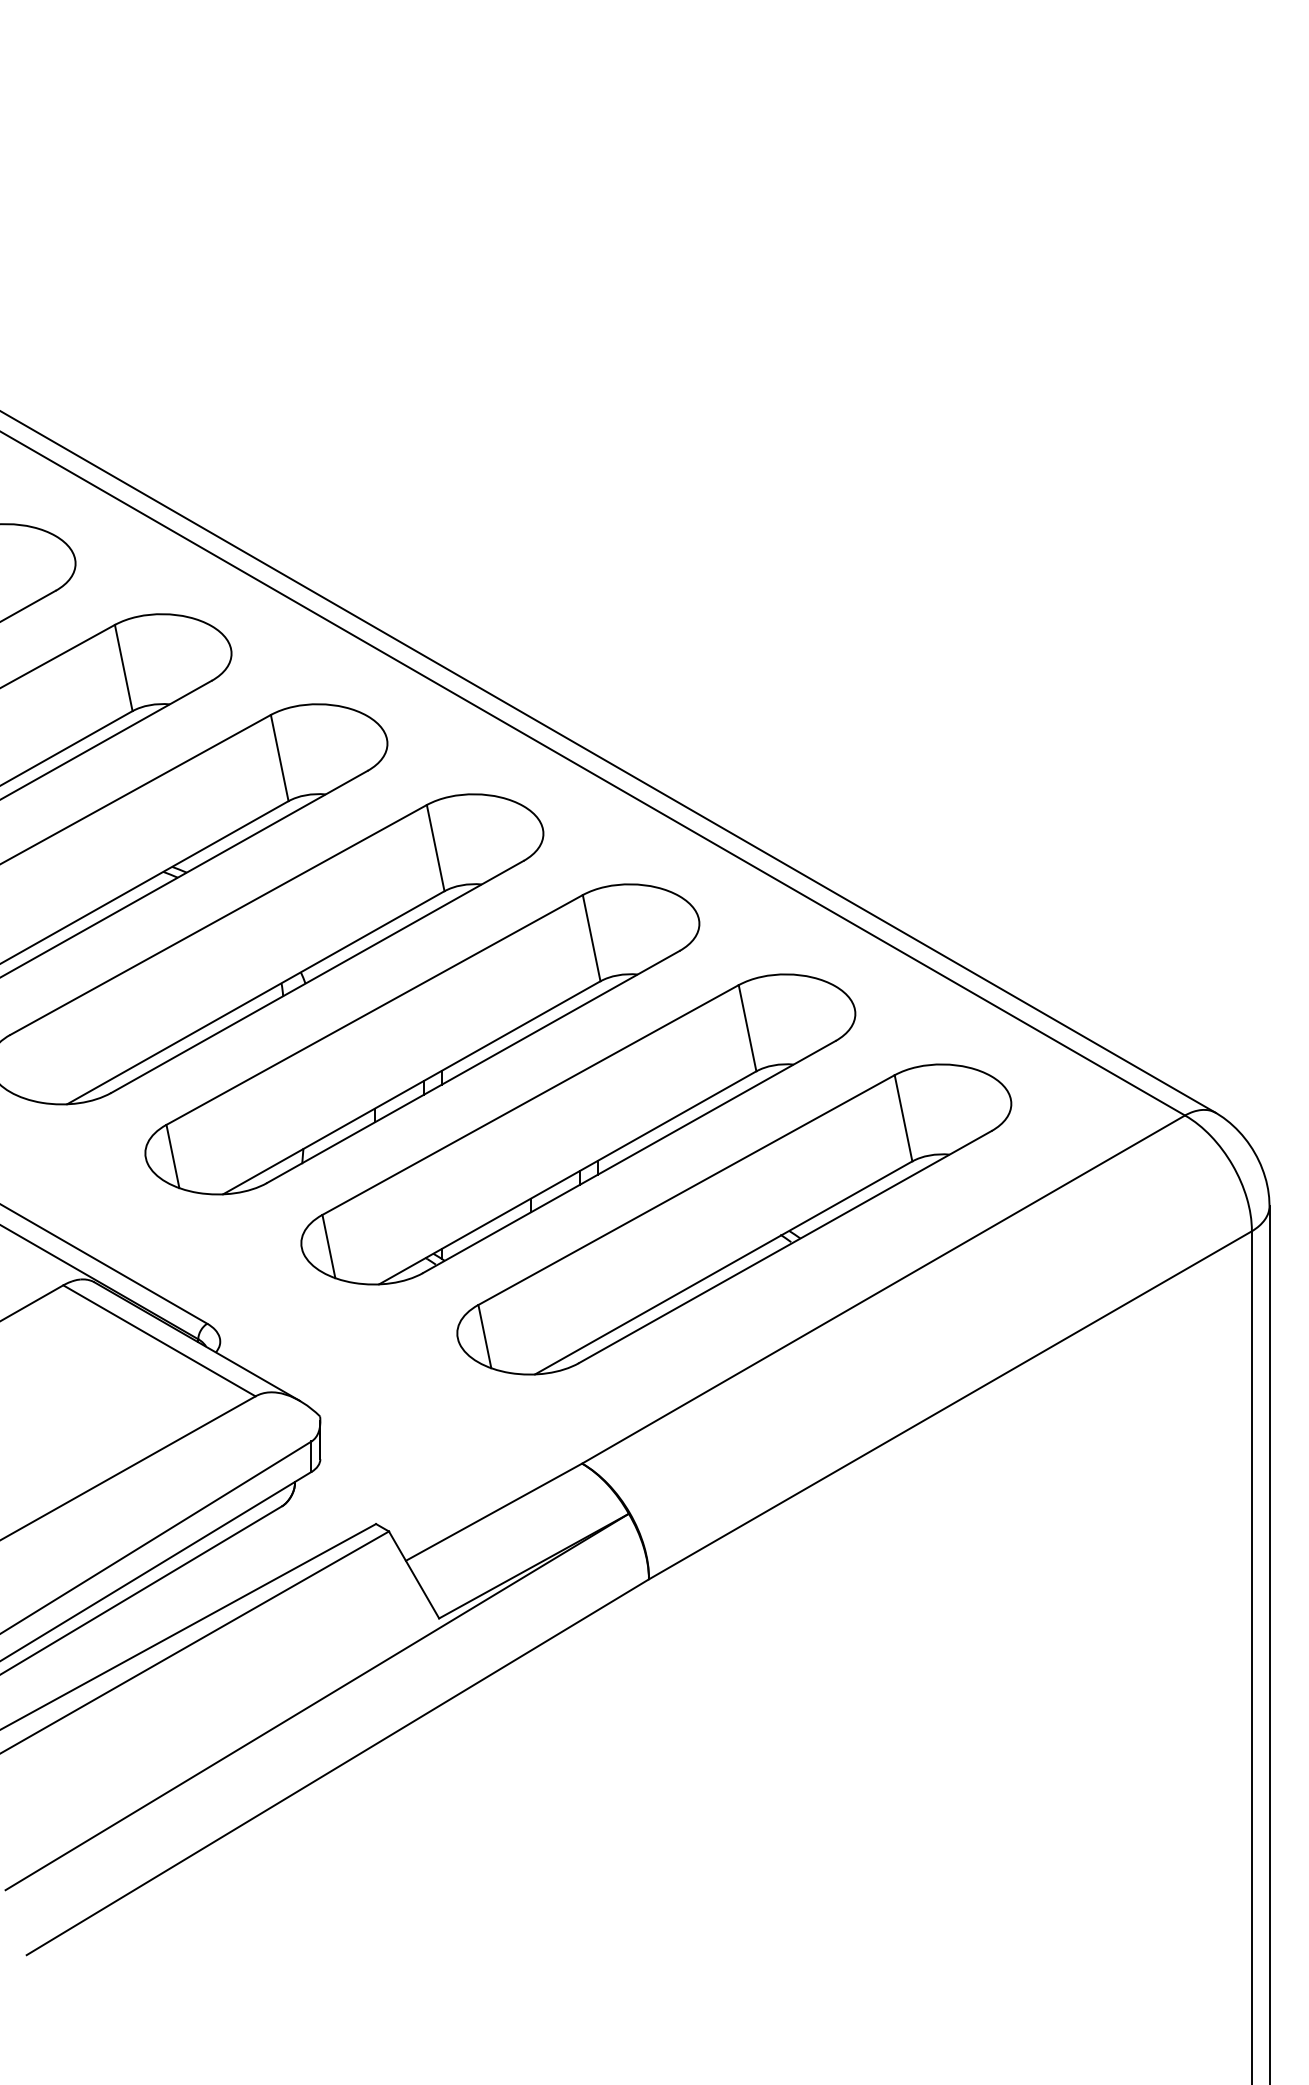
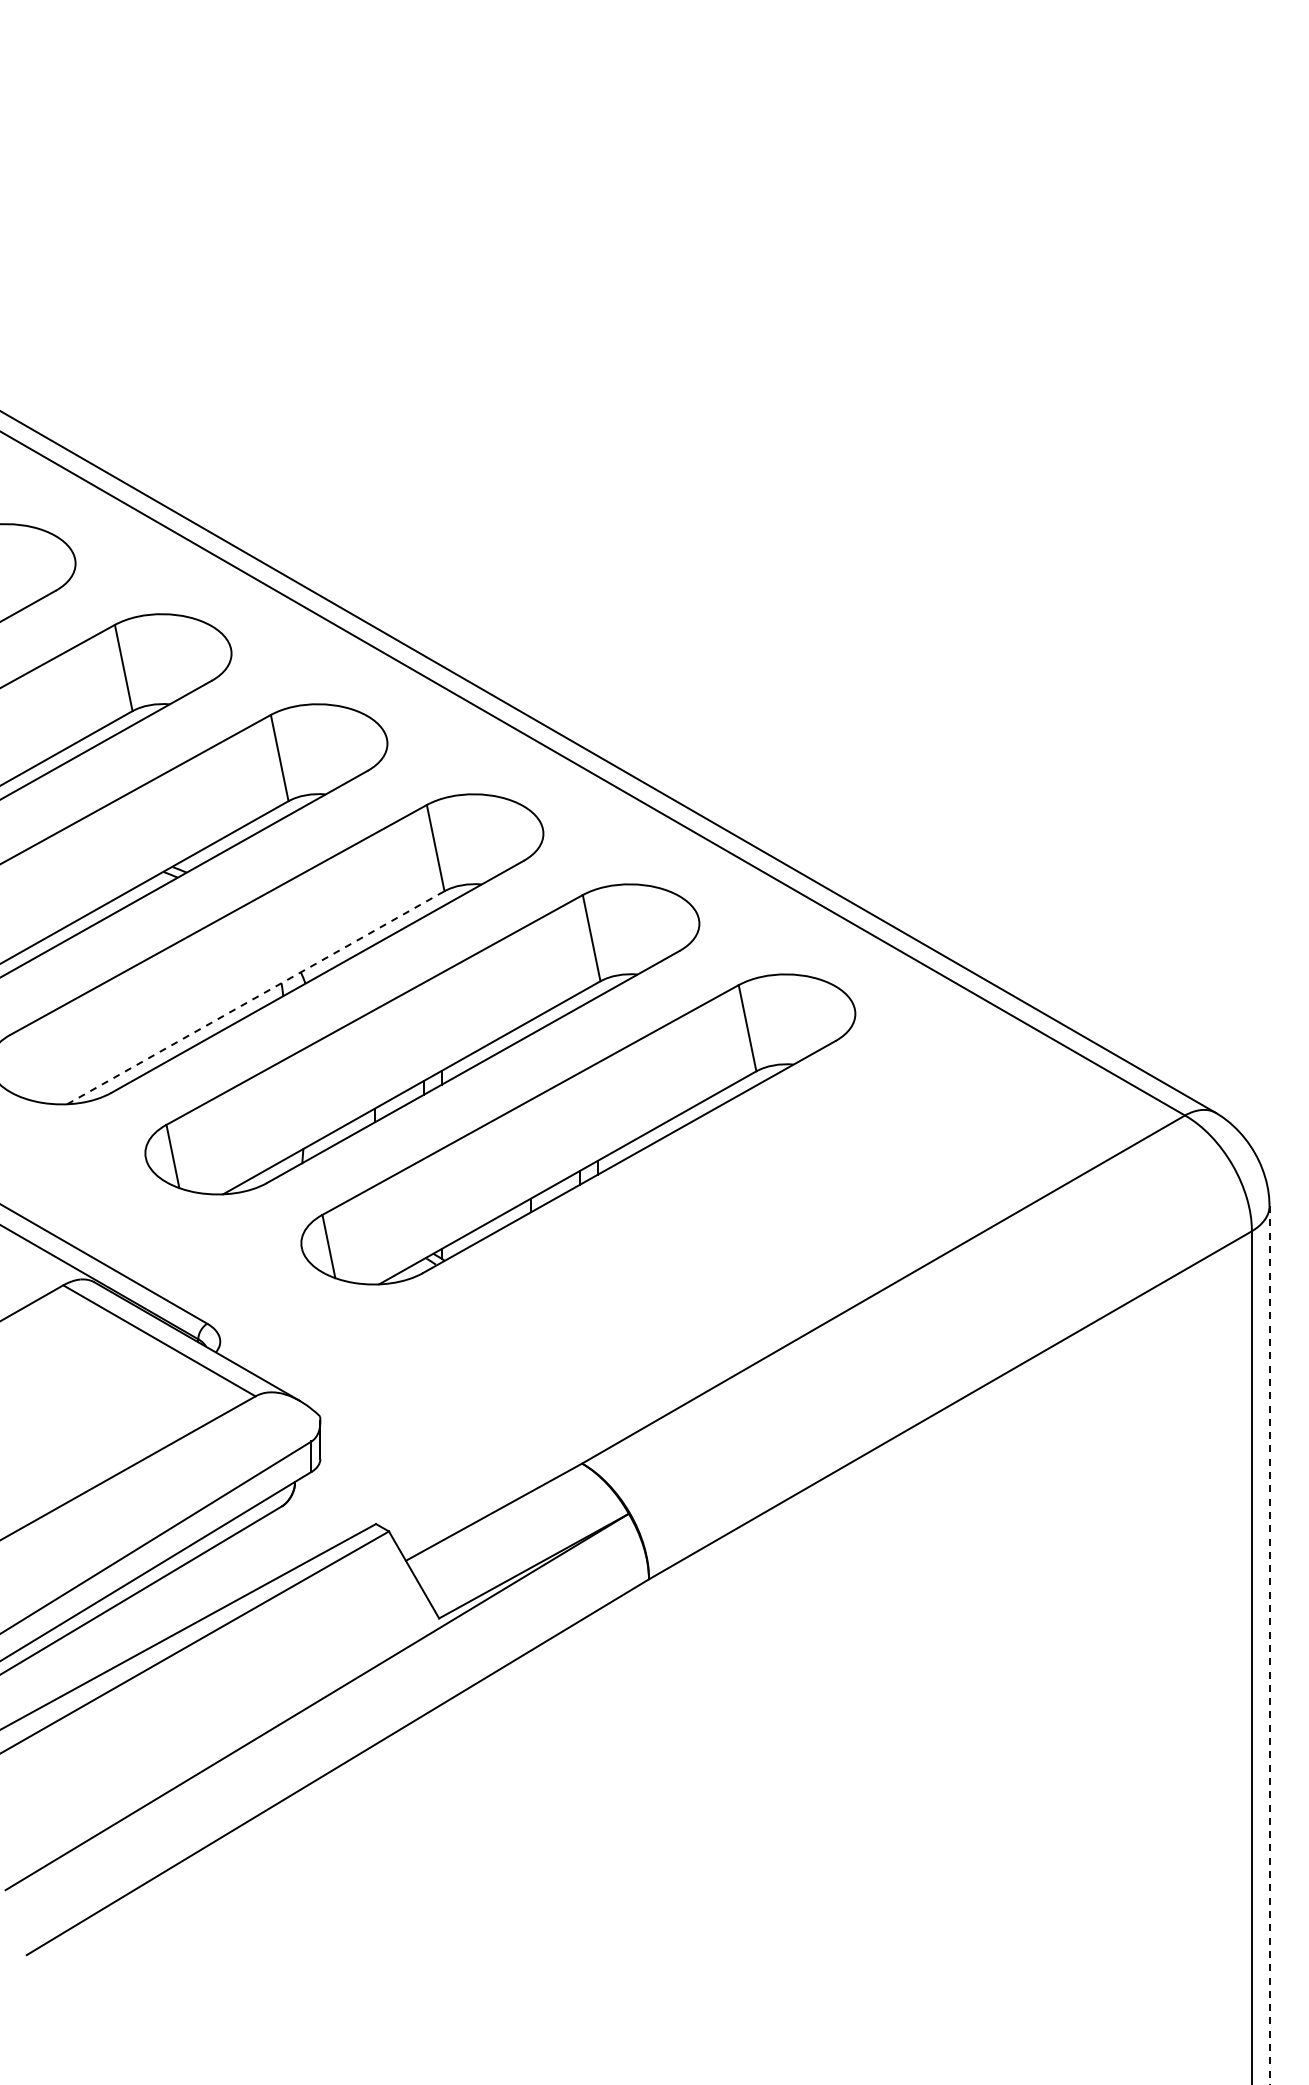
line: solid -> dashed (255, 997)
part: present -> none (734, 1219)
line: solid -> dashed (1269, 1645)
